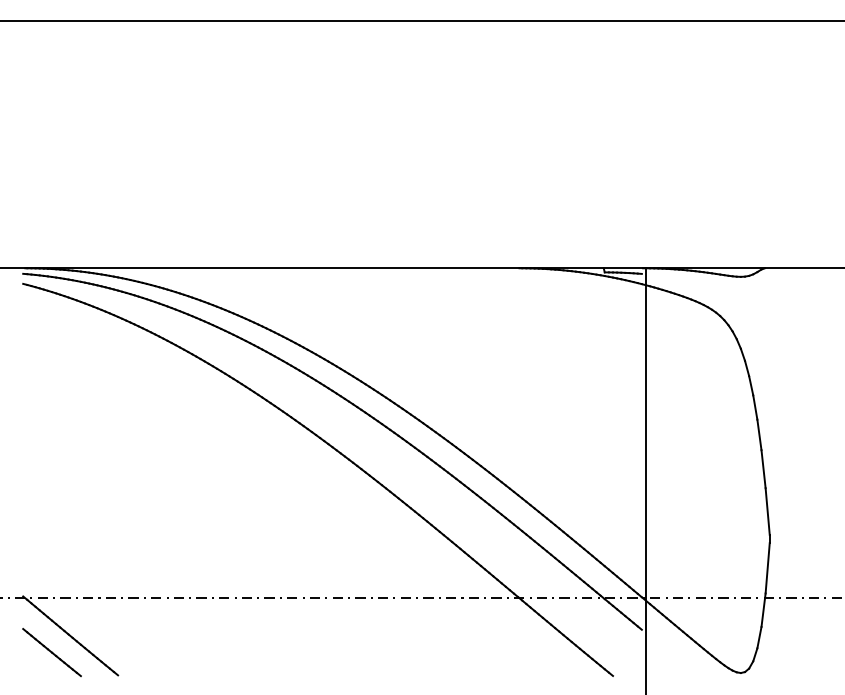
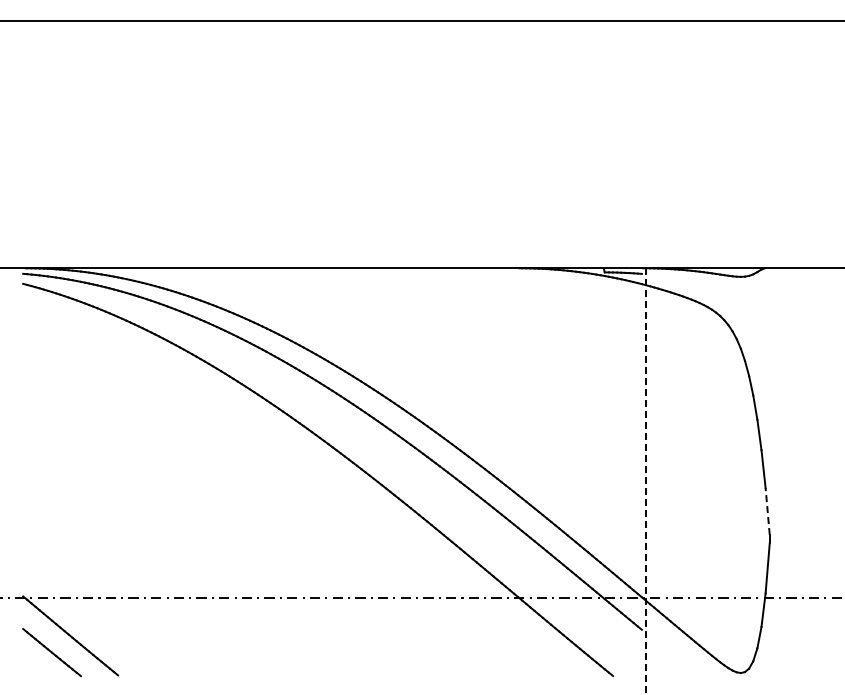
line: solid -> dashed (646, 481)
line: solid -> dashed (767, 511)
